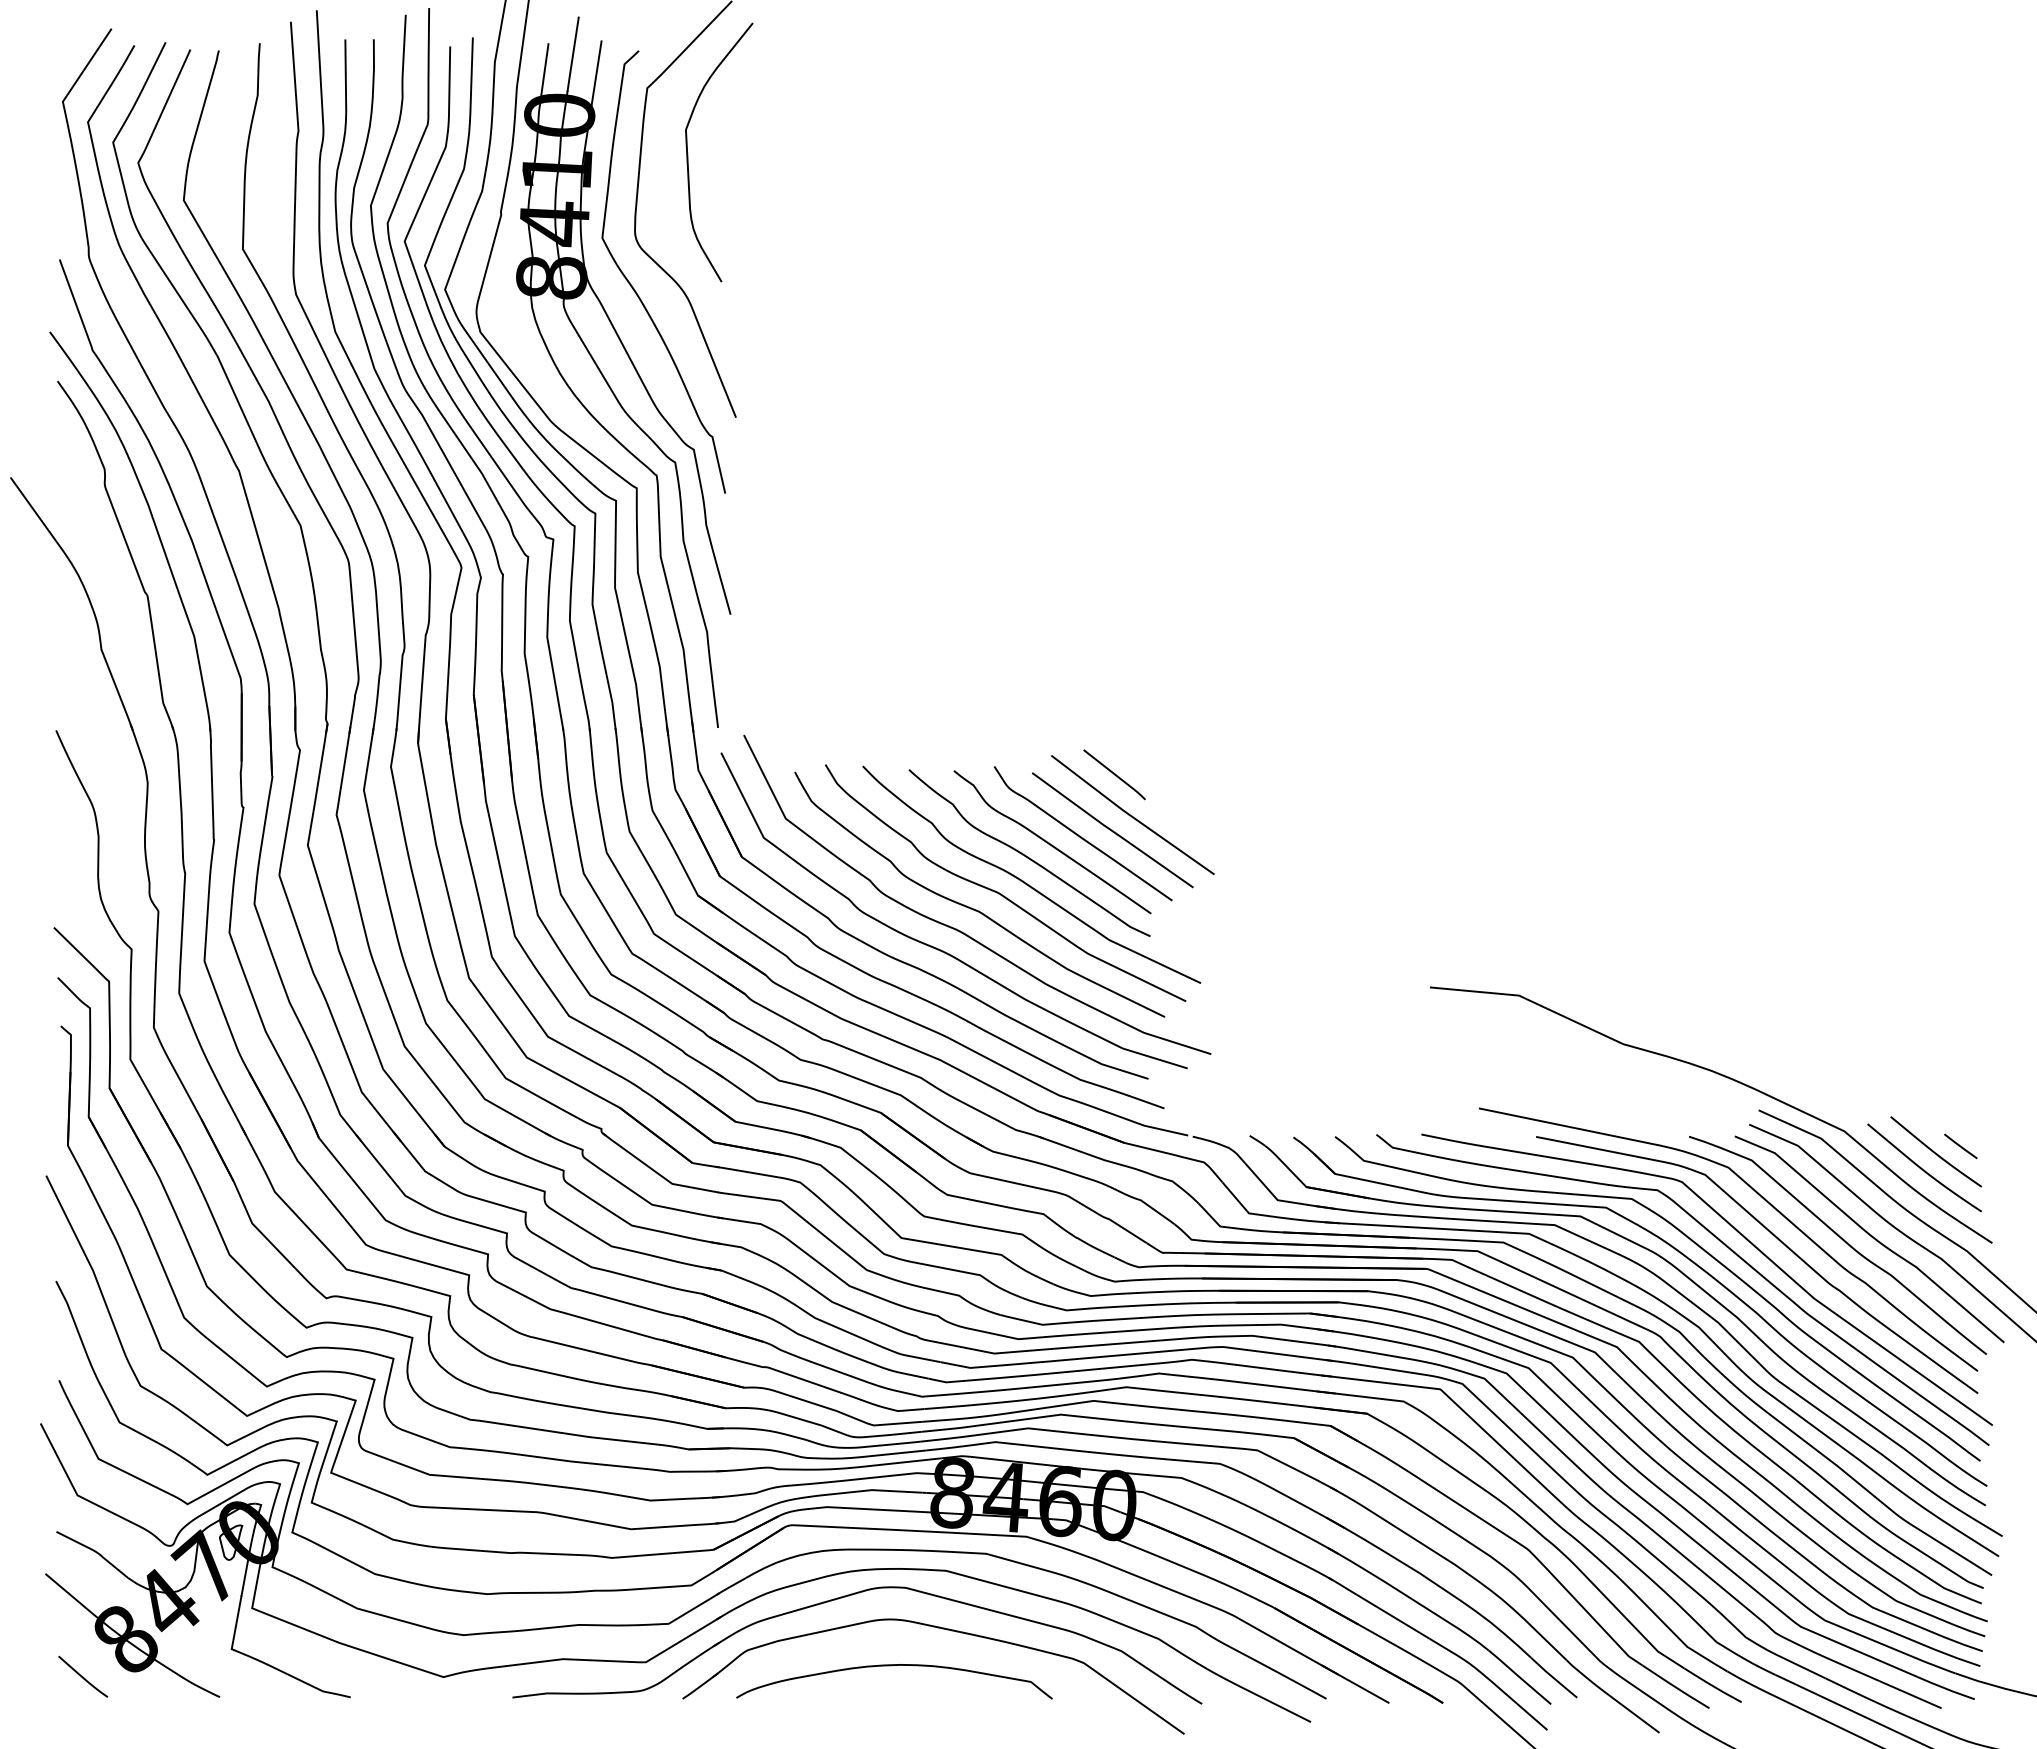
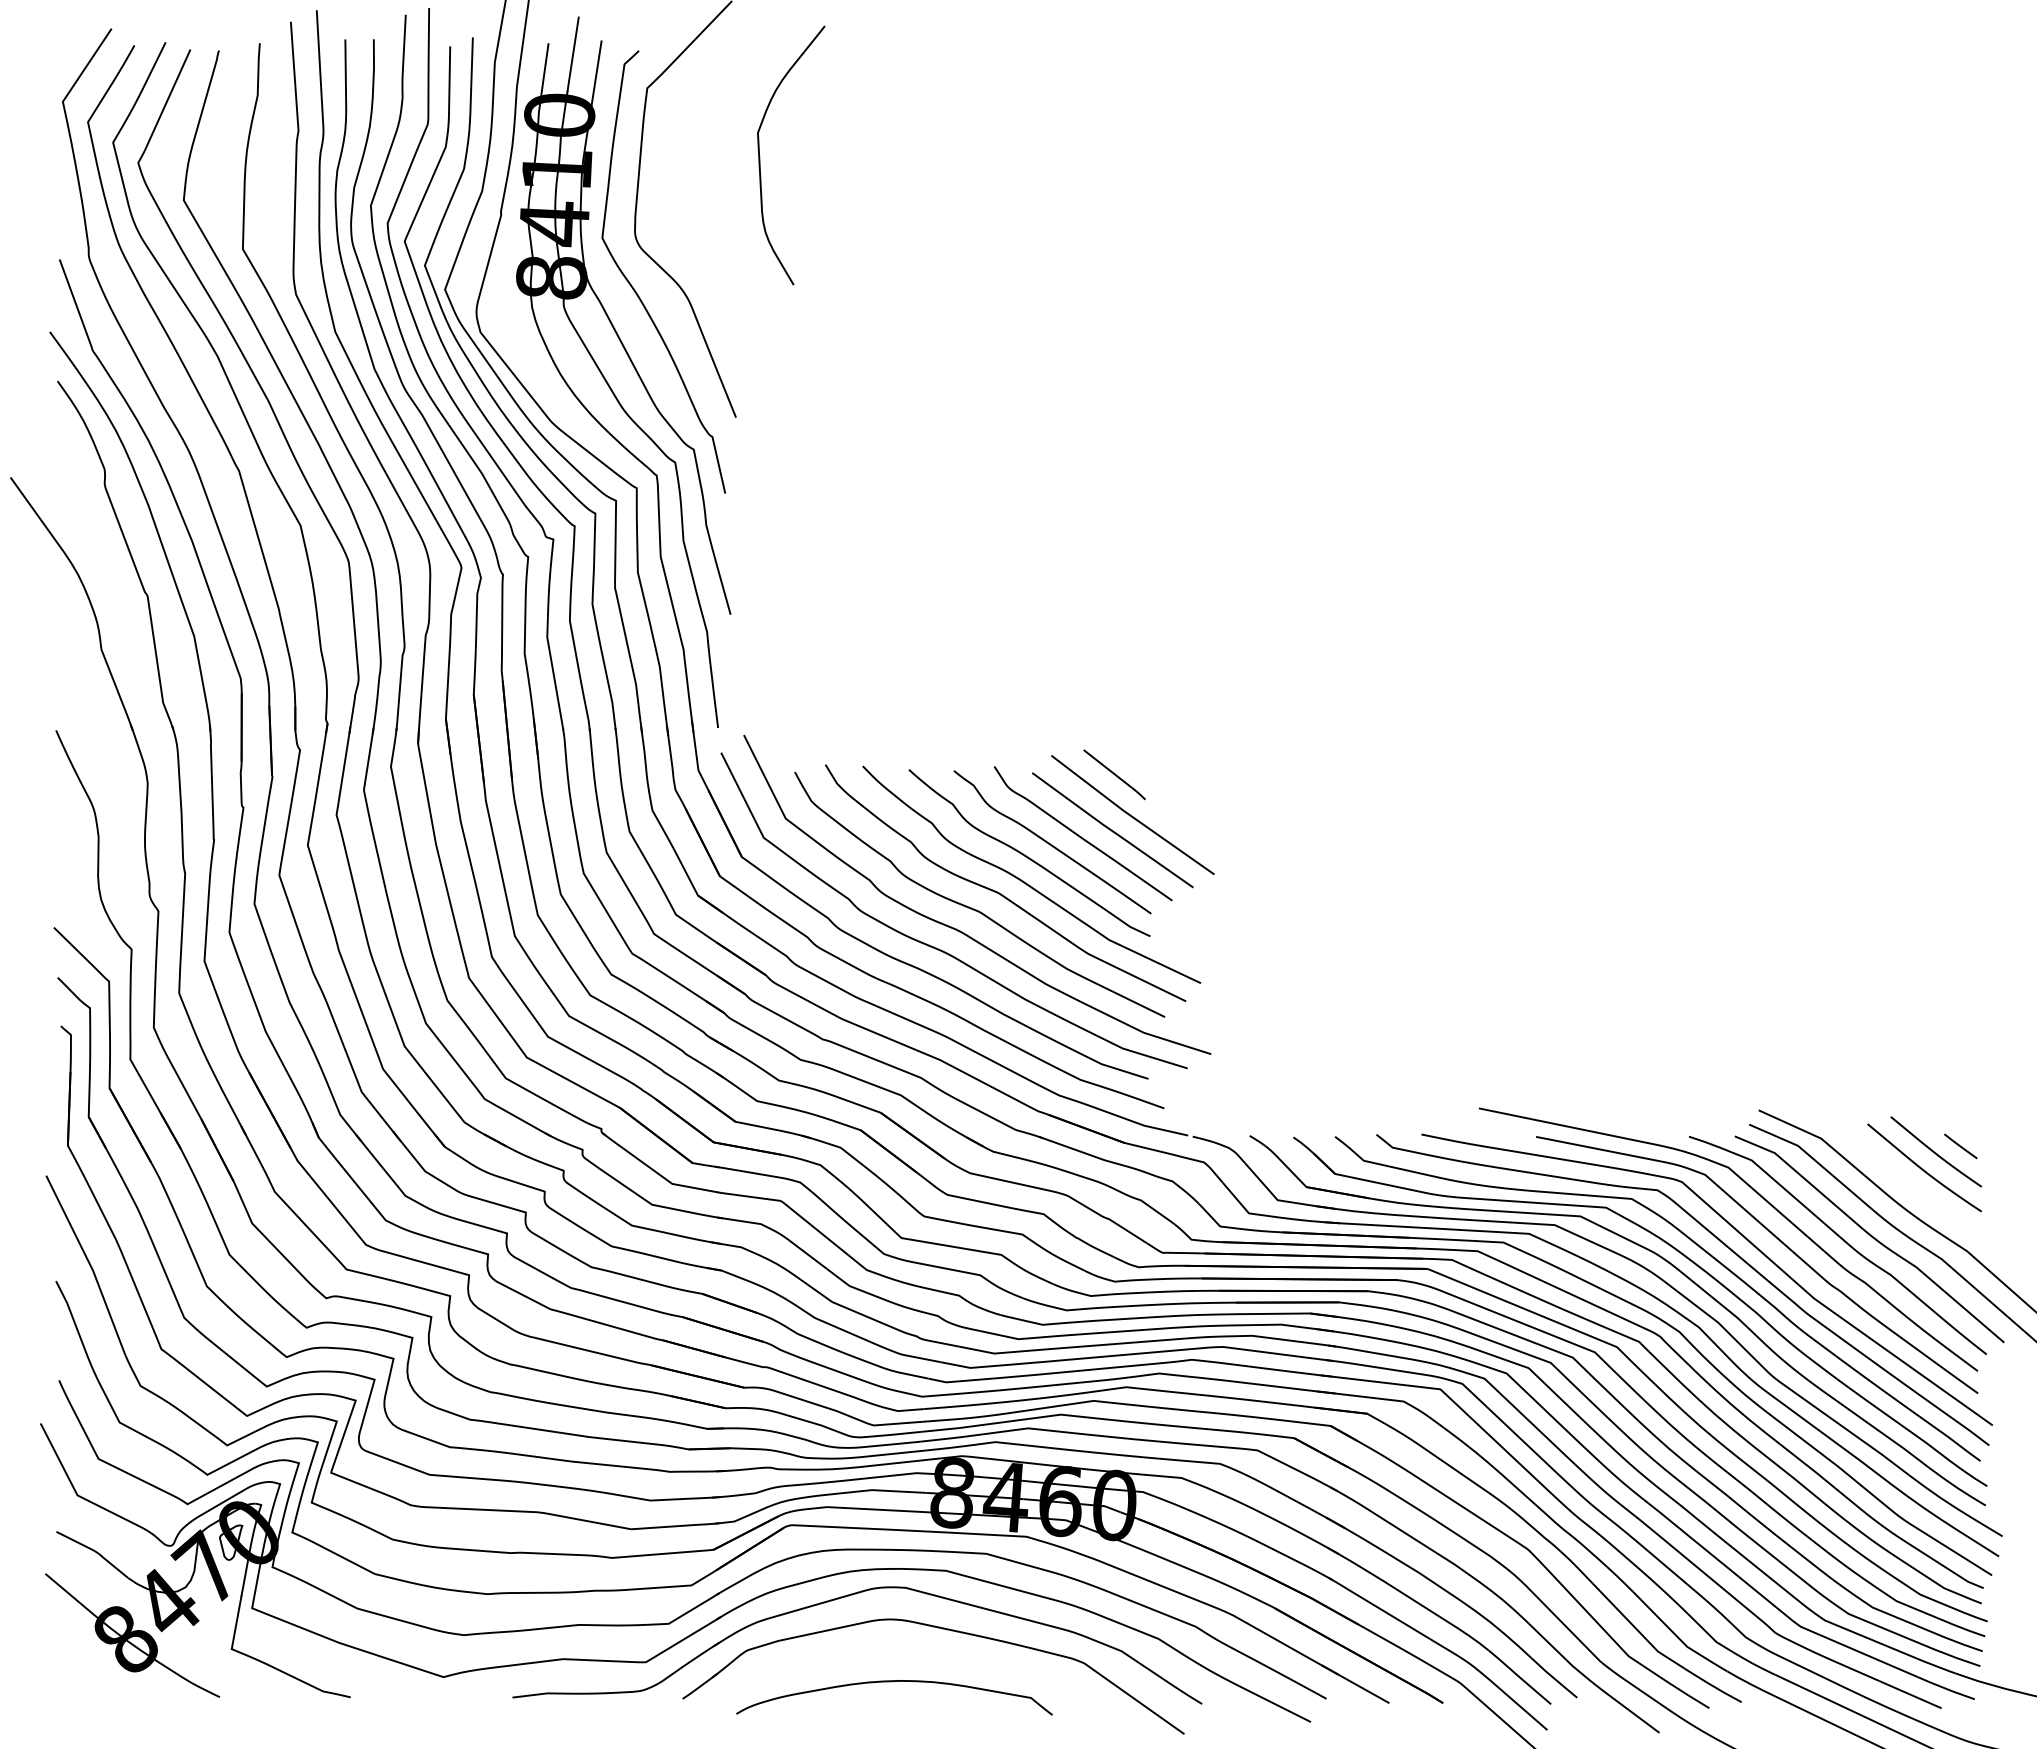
curve position: (688, 153) -> (760, 156) (760, 156)
curve: present -> none (1724, 1077)
curve position: (892, 1666) -> (892, 1682) (892, 1682)
curve: present -> none (83, 1676)
